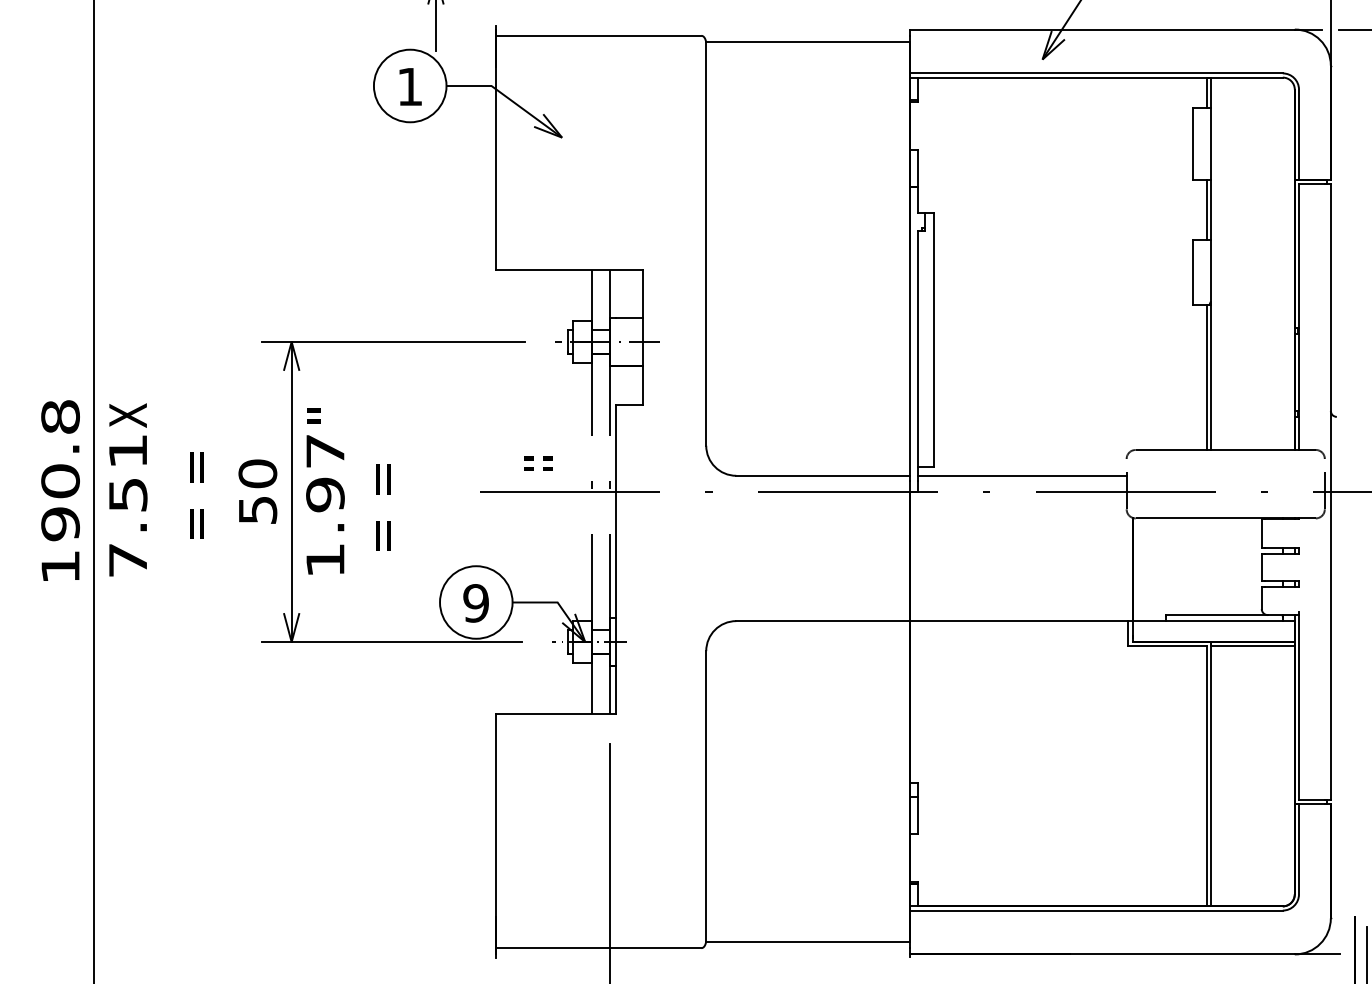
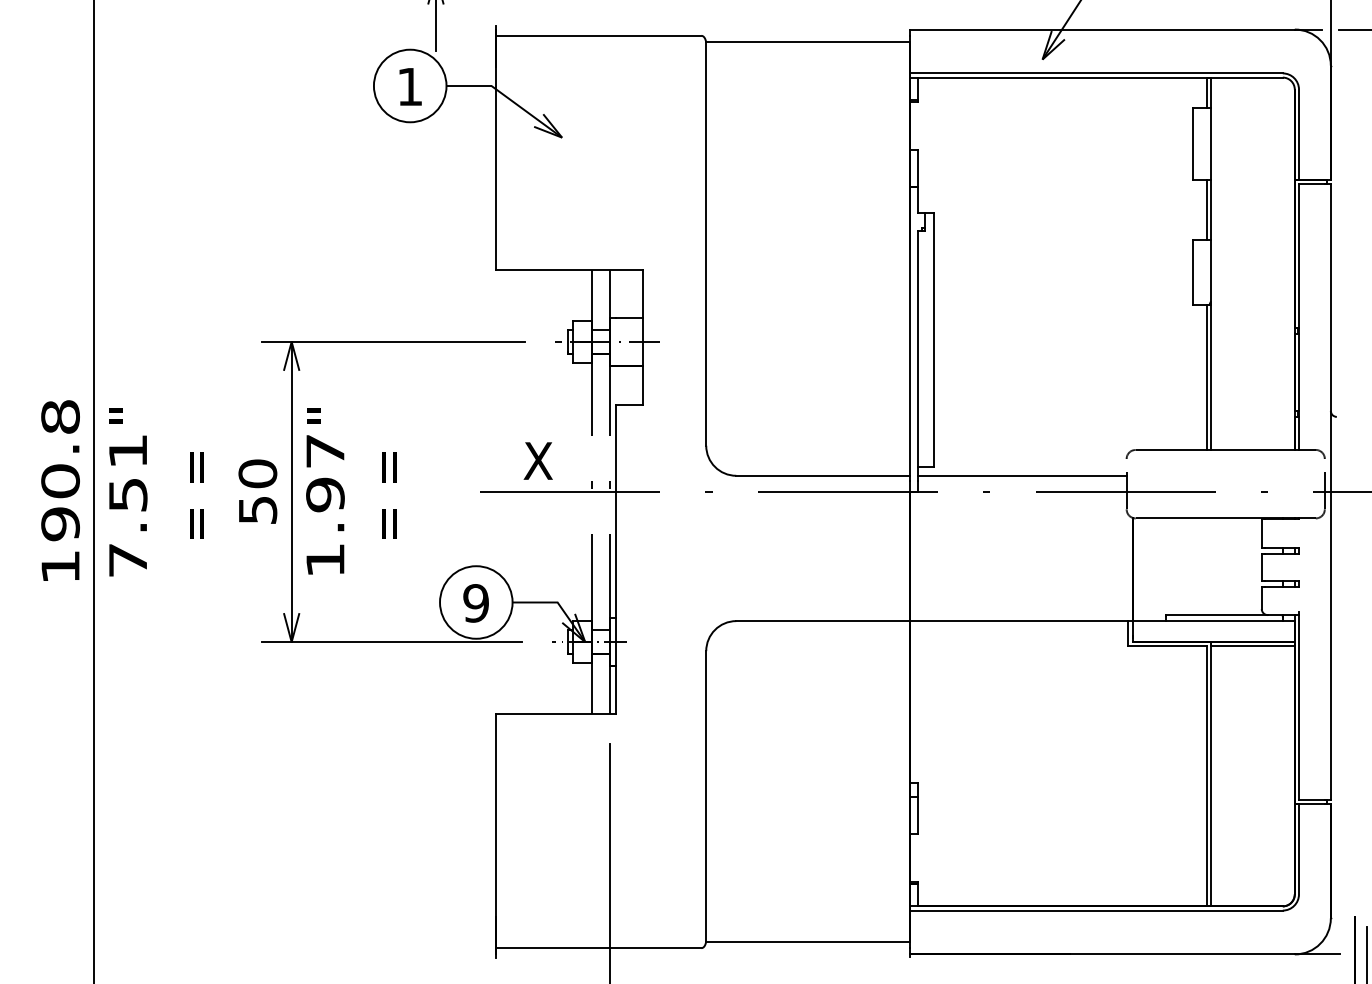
text: X -> " (127, 415)
text: = = -> X (537, 460)
text position: (383, 507) -> (389, 495) (389, 495)
